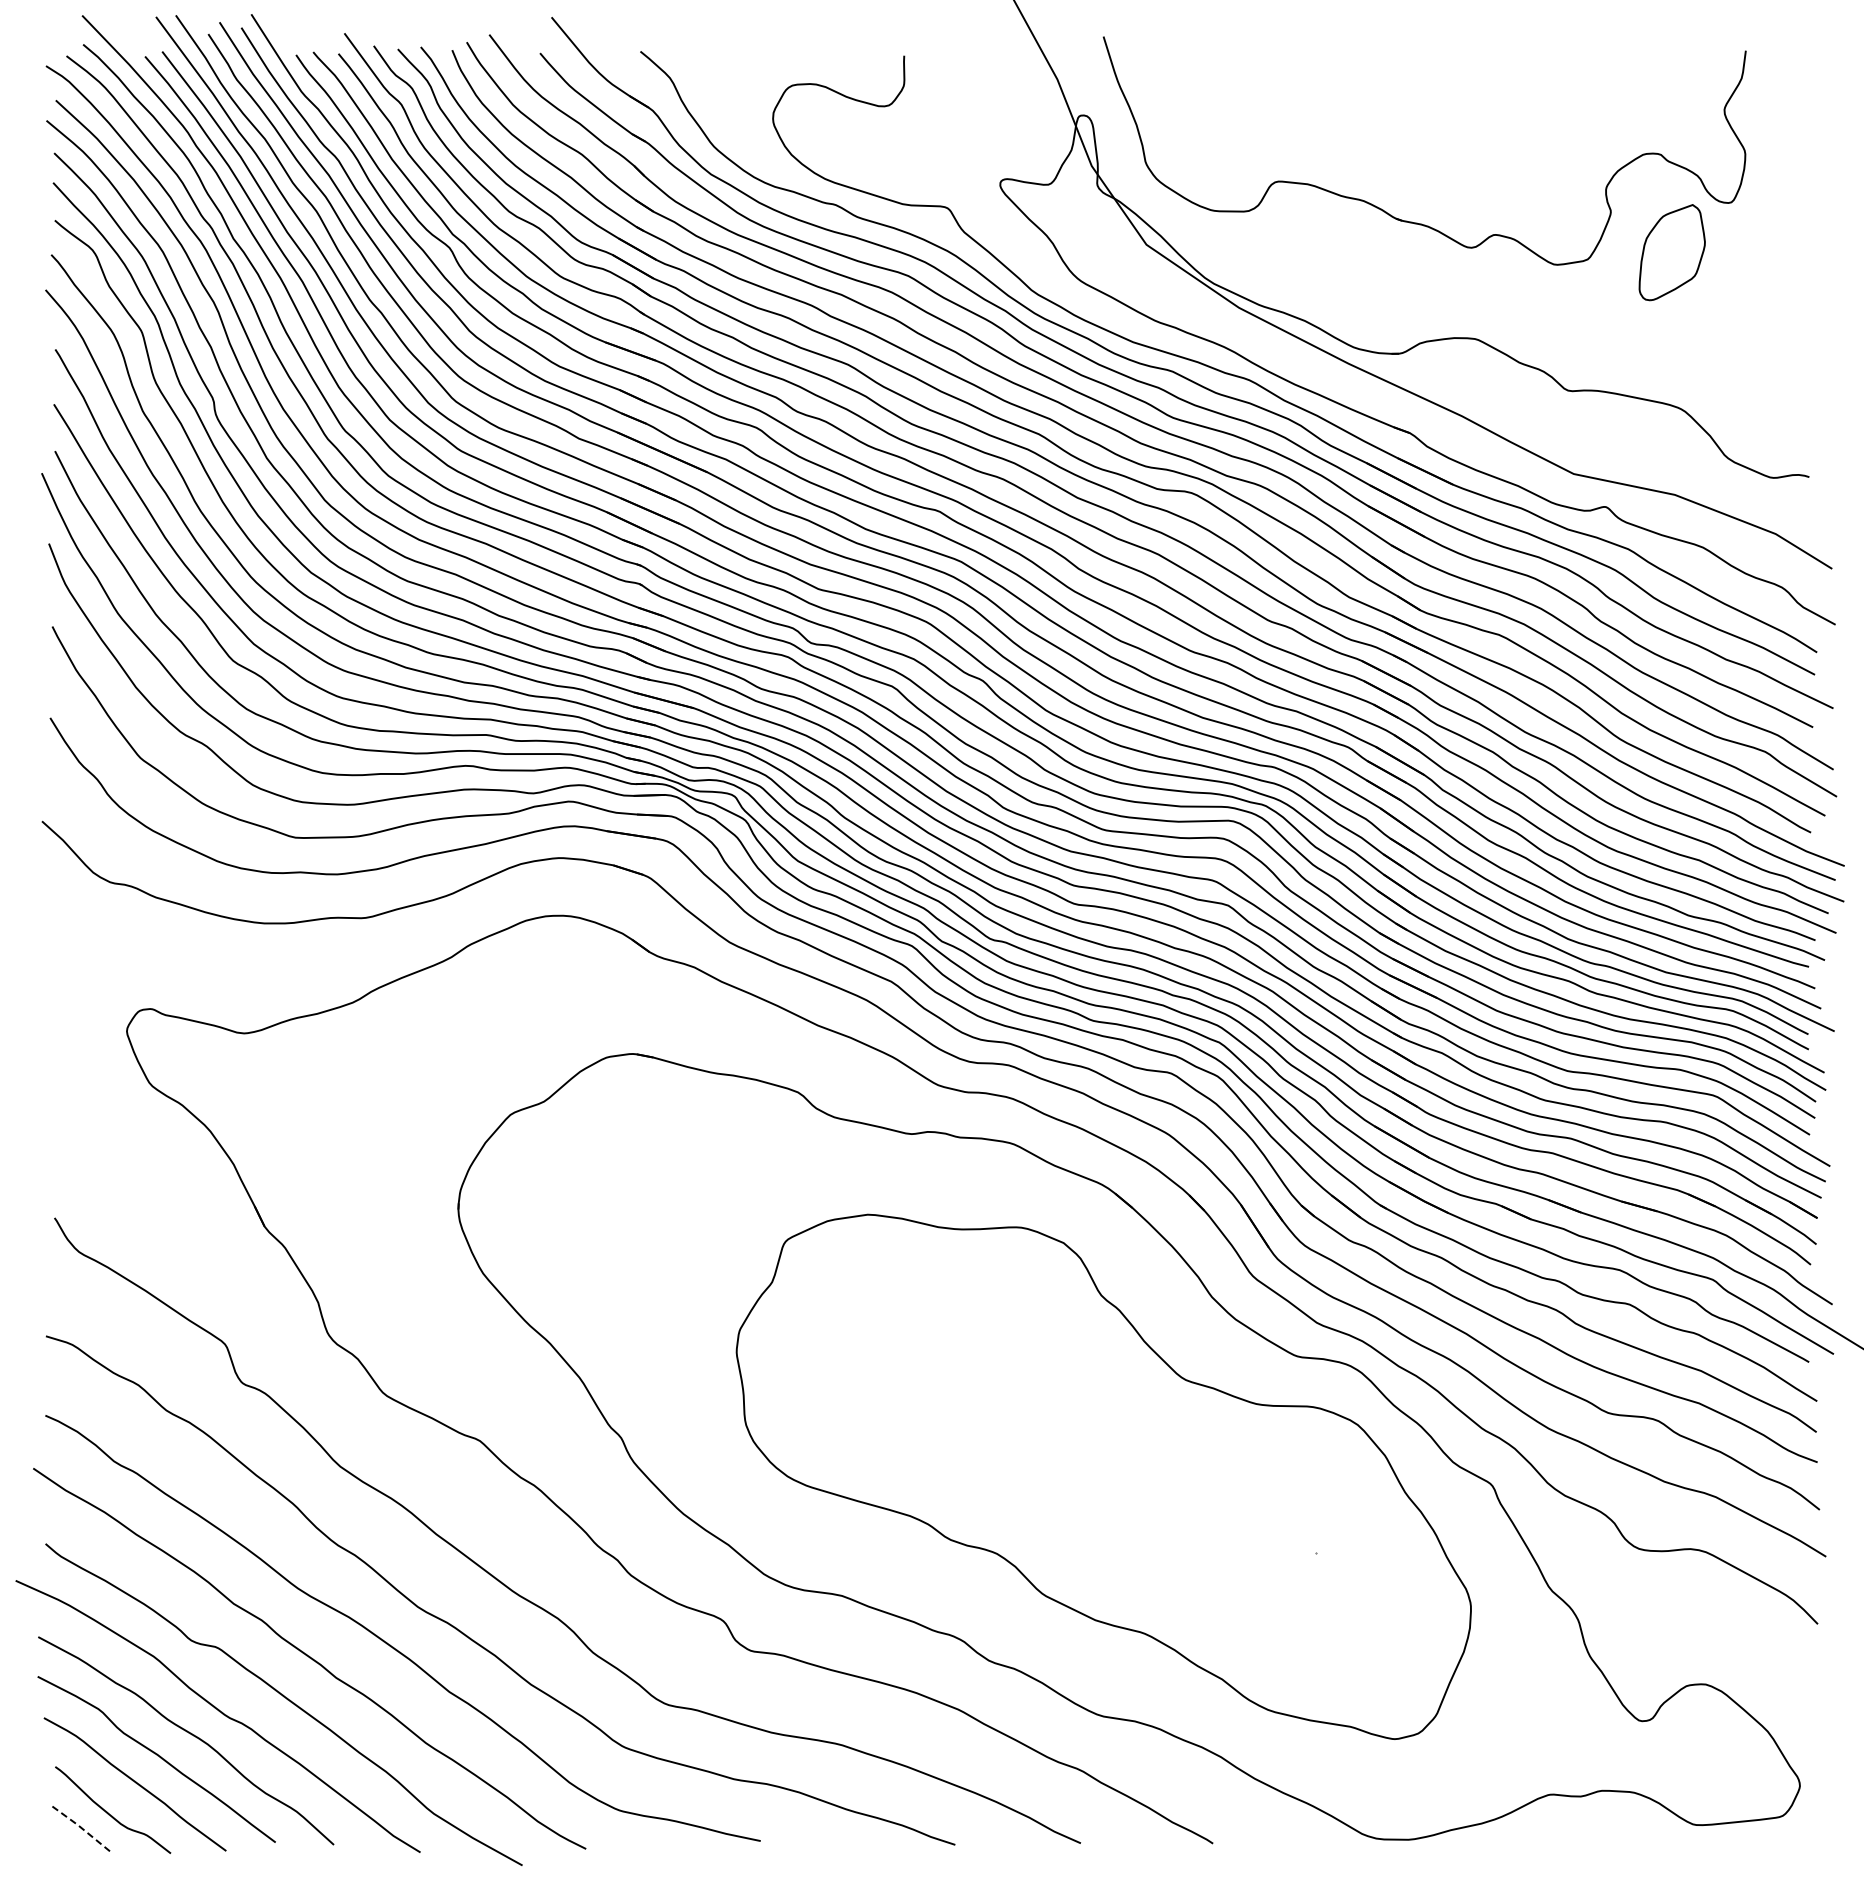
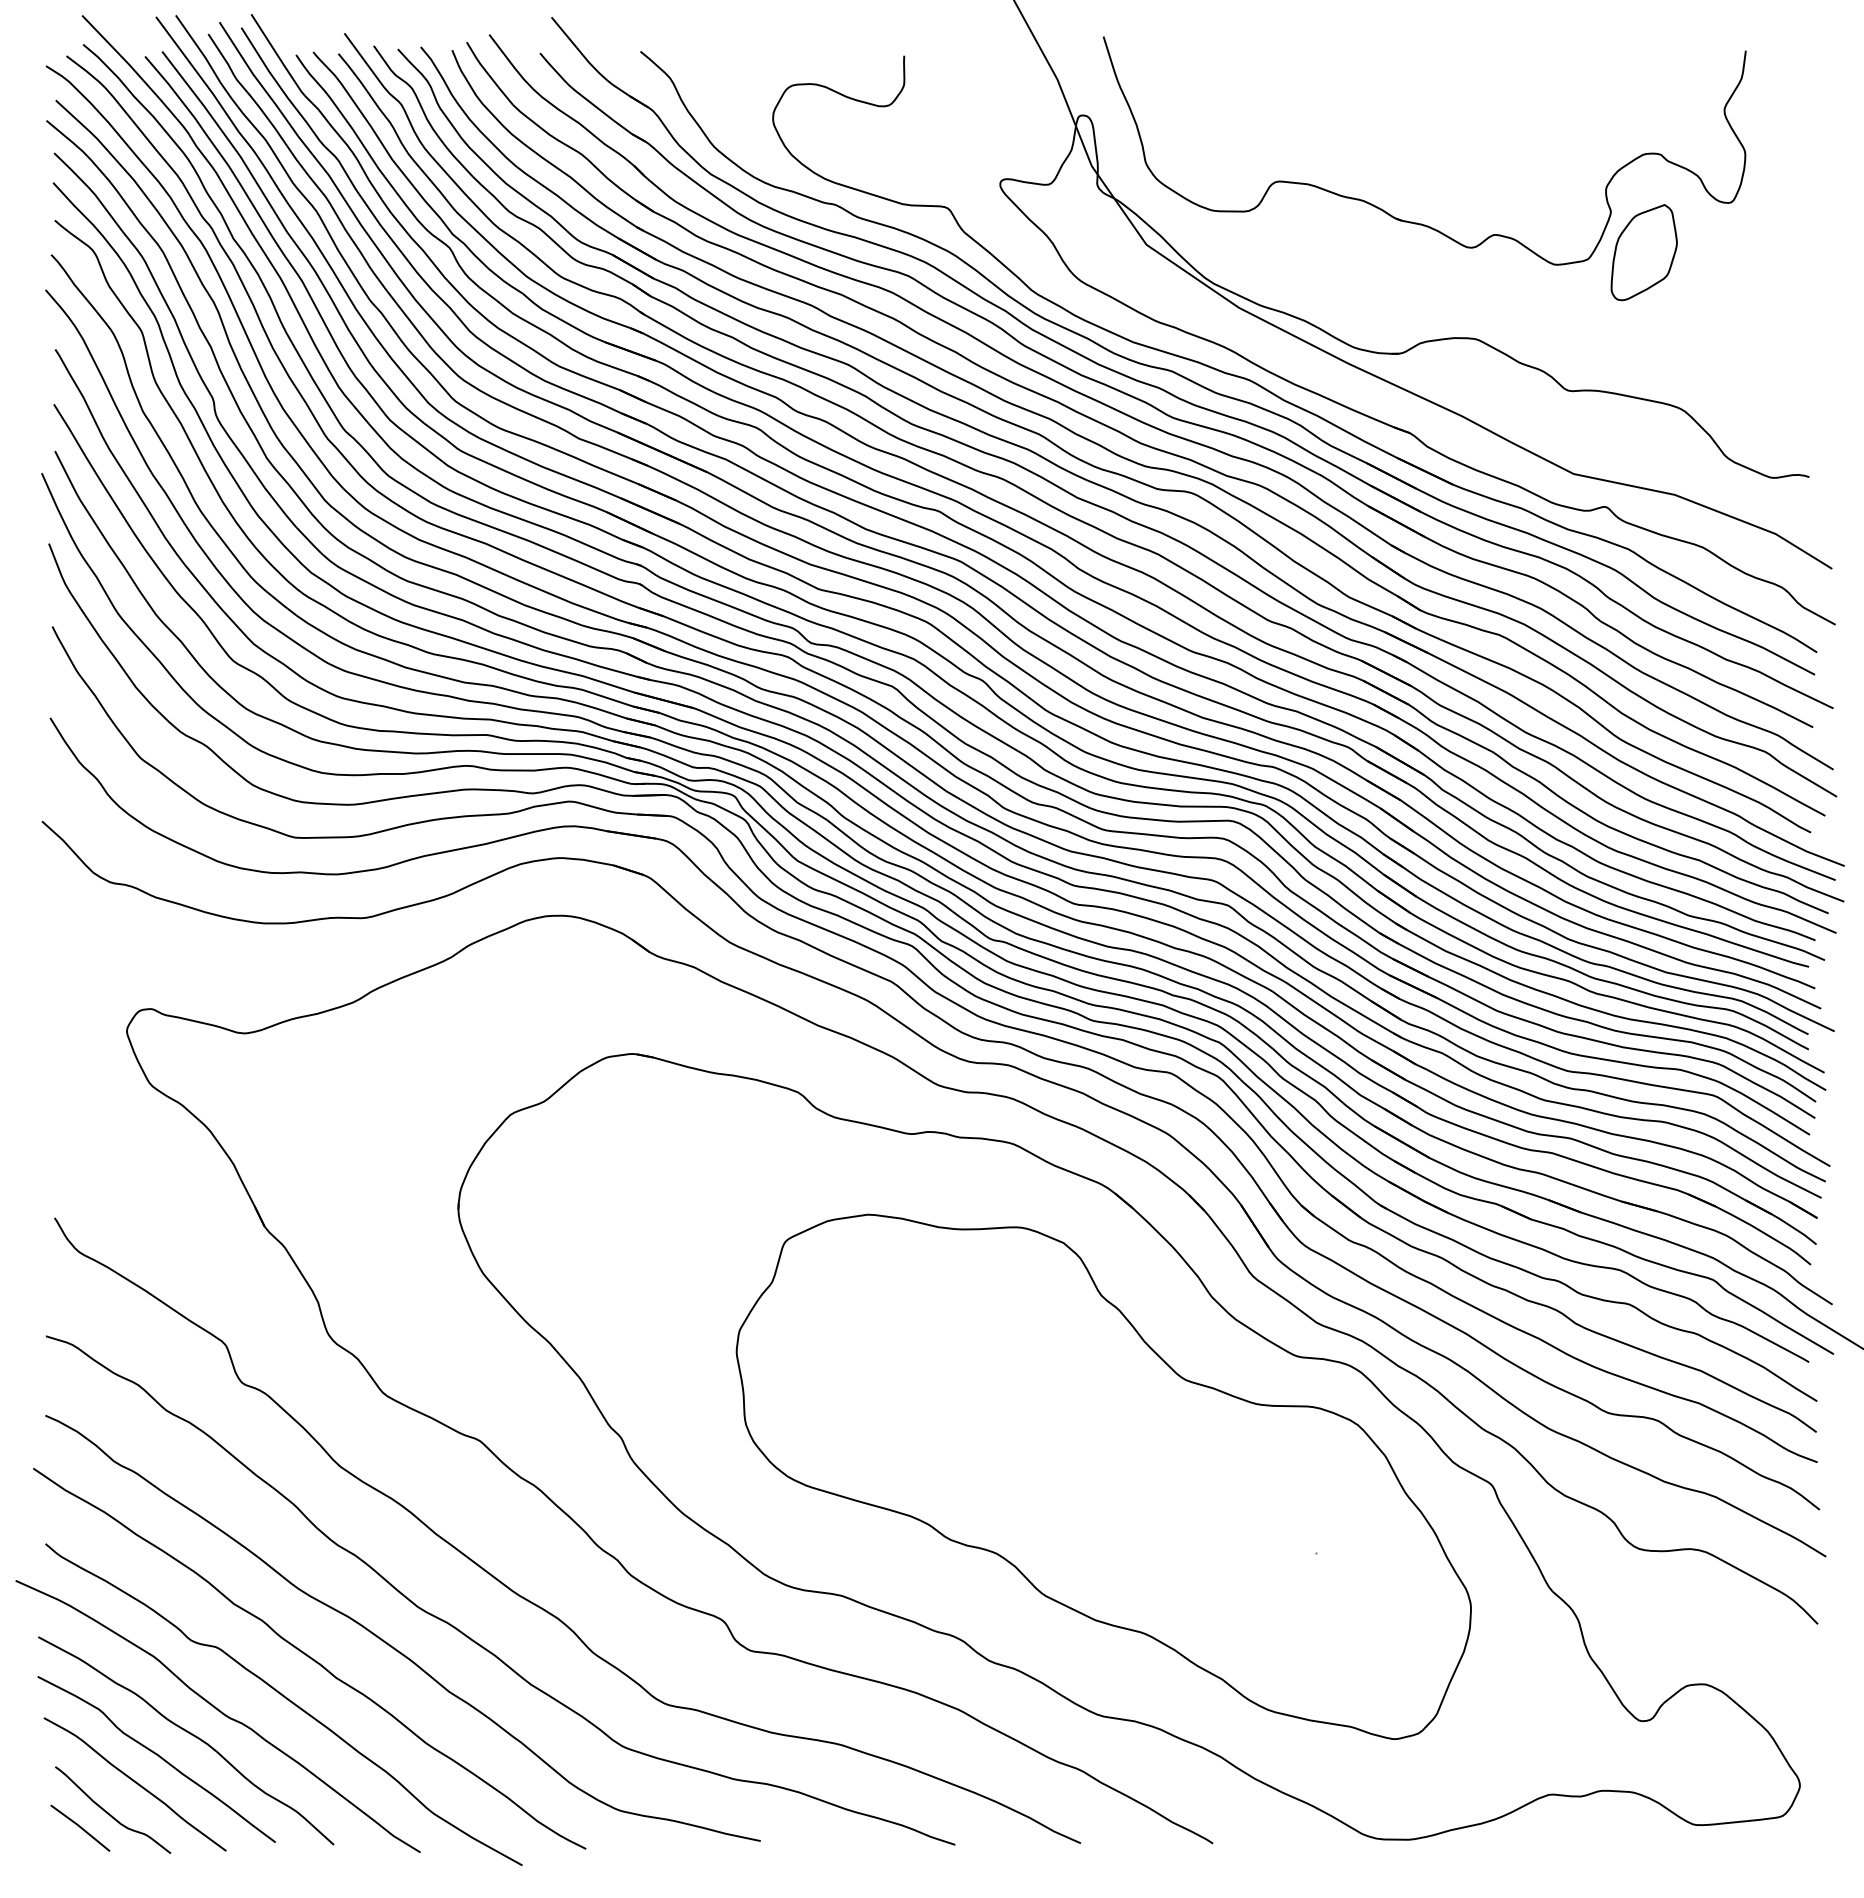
part position: (1671, 252) -> (1643, 252) (1643, 252)
line: dashed -> solid (79, 1826)
